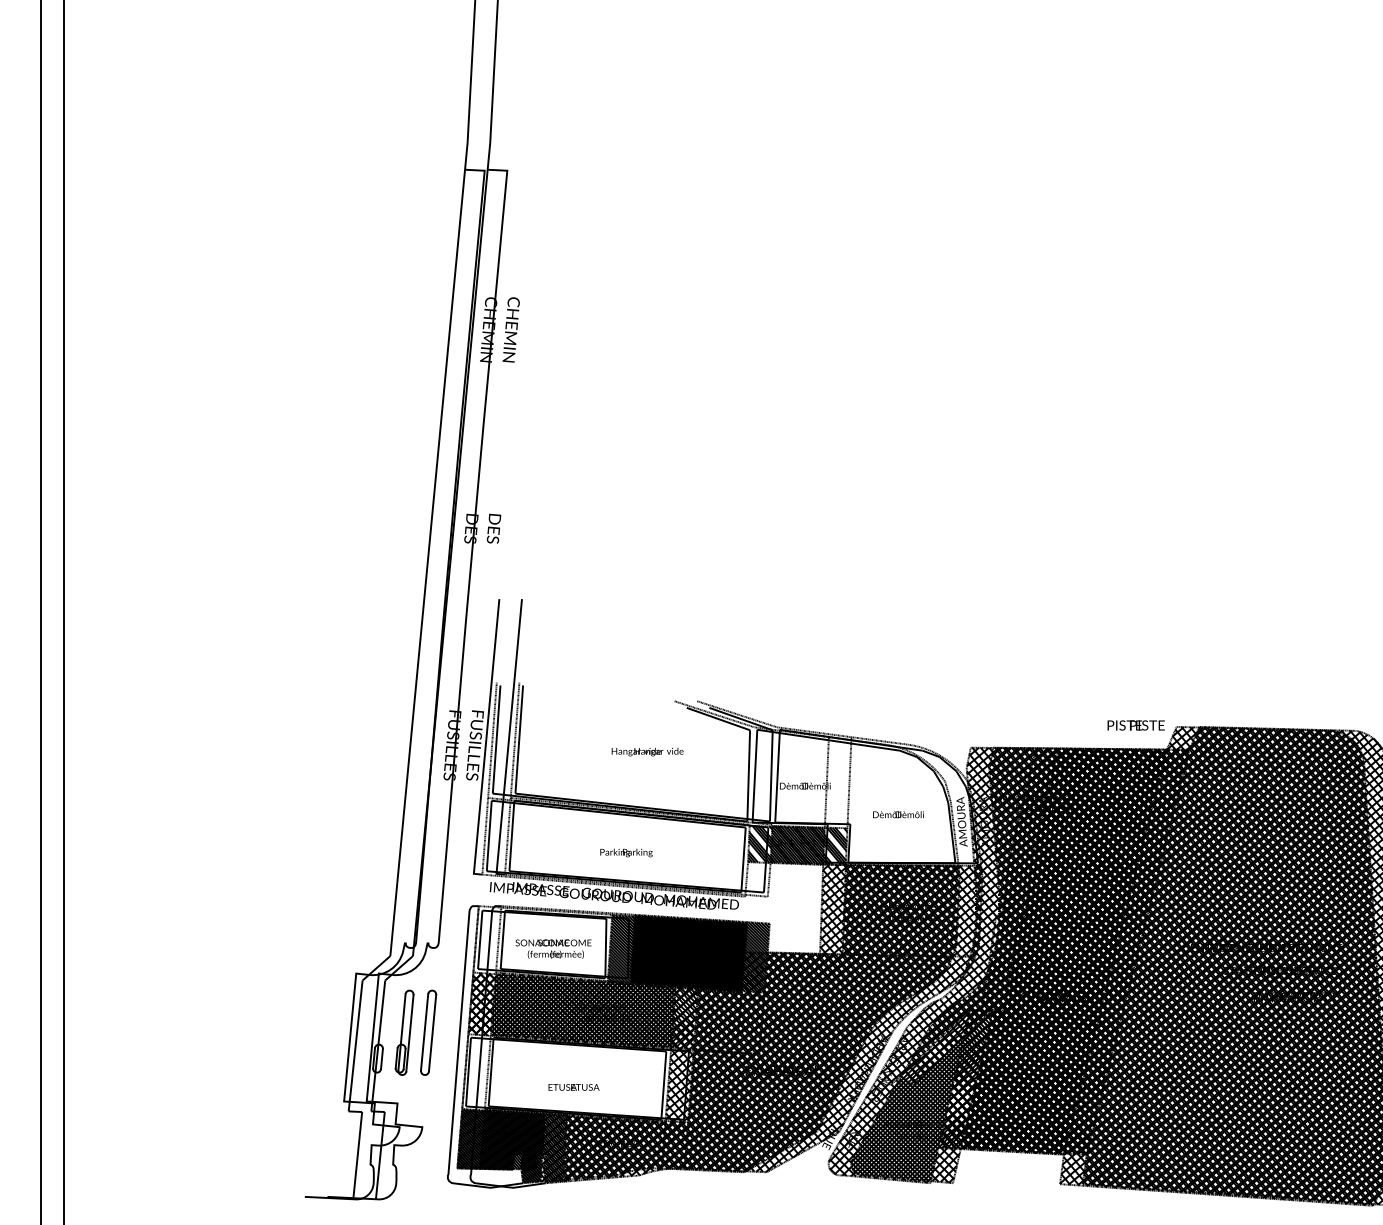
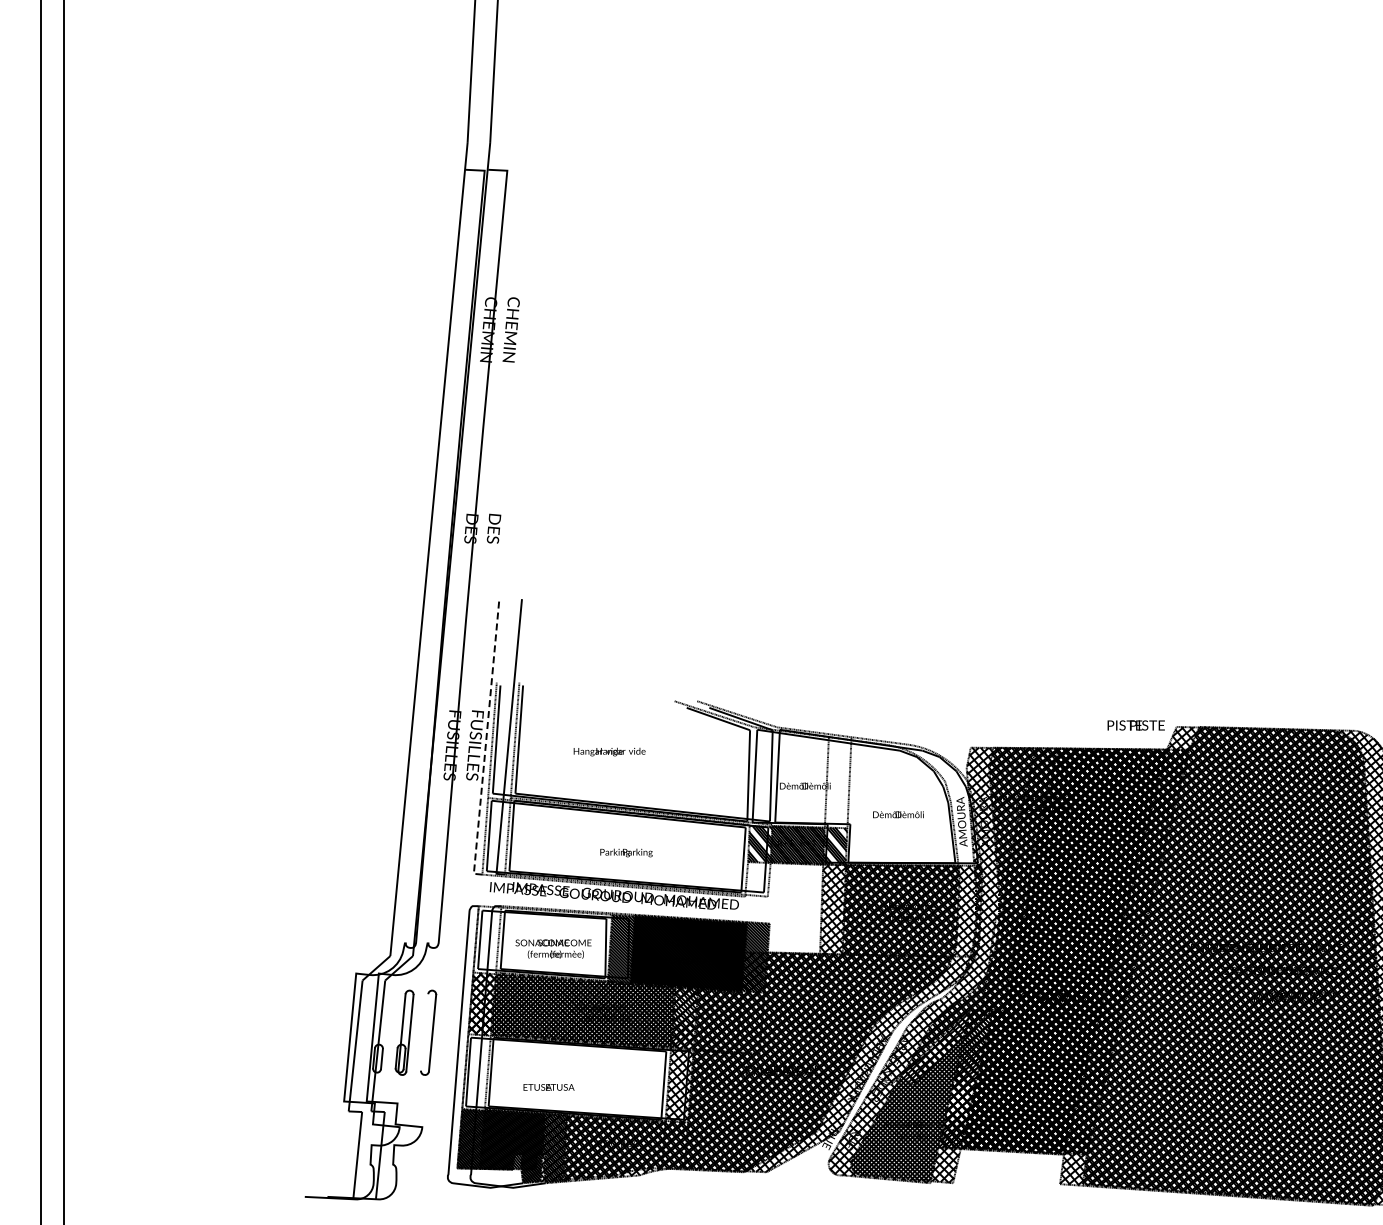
line: solid -> dashed (486, 741)
text position: (647, 751) -> (609, 751) (609, 751)
line: present -> none (424, 1032)
text position: (573, 1087) -> (548, 1087) (548, 1087)
